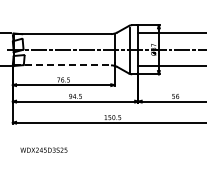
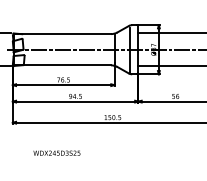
line: dashed -> solid (63, 65)
text position: (43, 149) -> (56, 152) (56, 152)
